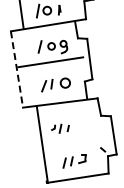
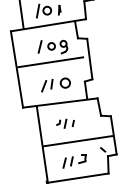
line: dashed -> solid (16, 69)
part position: (60, 128) -> (65, 123) (65, 123)
line: none -> present (78, 140)
